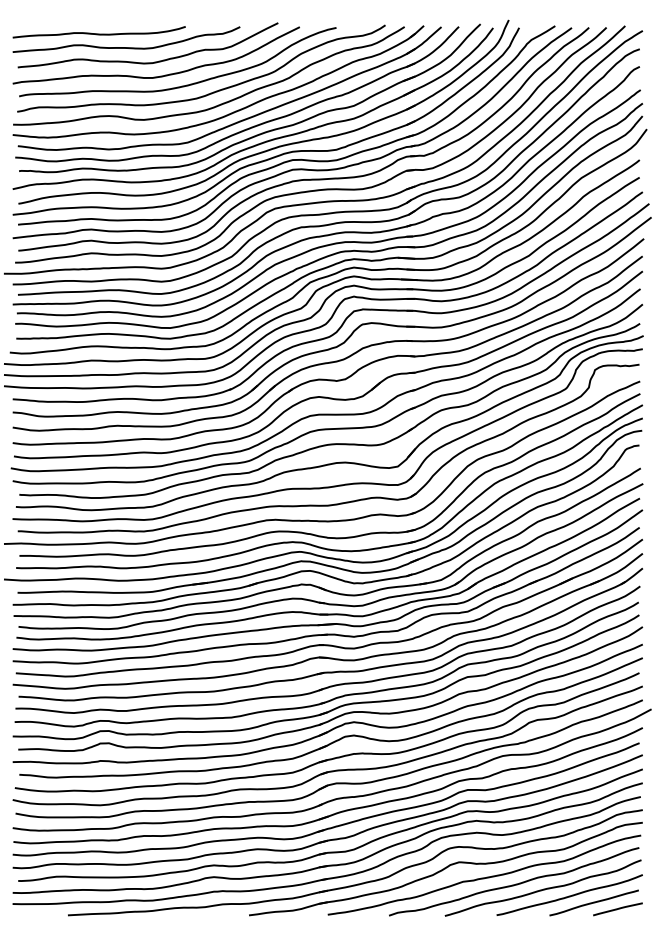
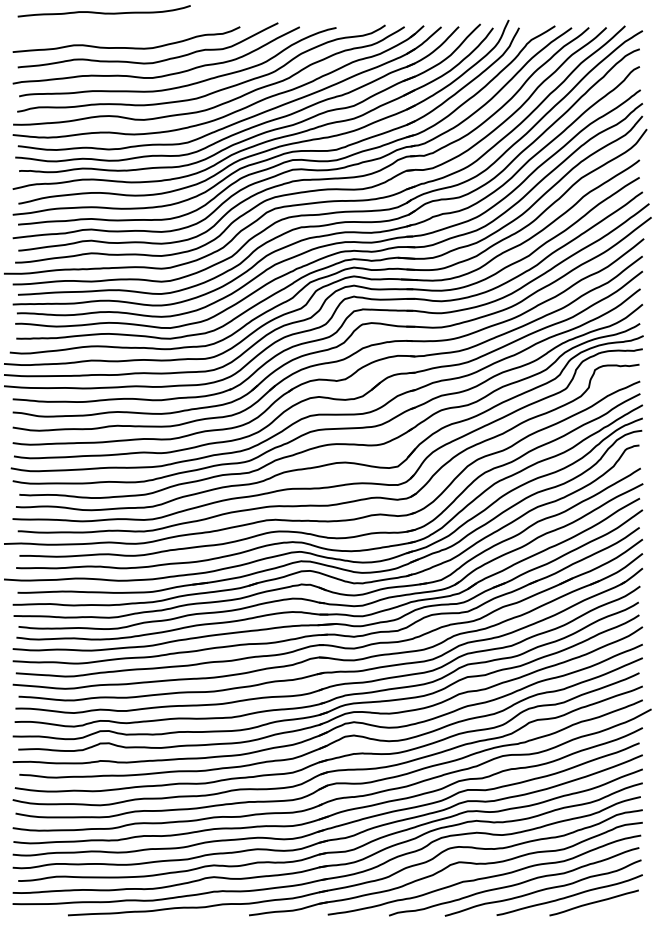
curve position: (98, 33) -> (103, 12) (103, 12)
line: present -> none (617, 909)
